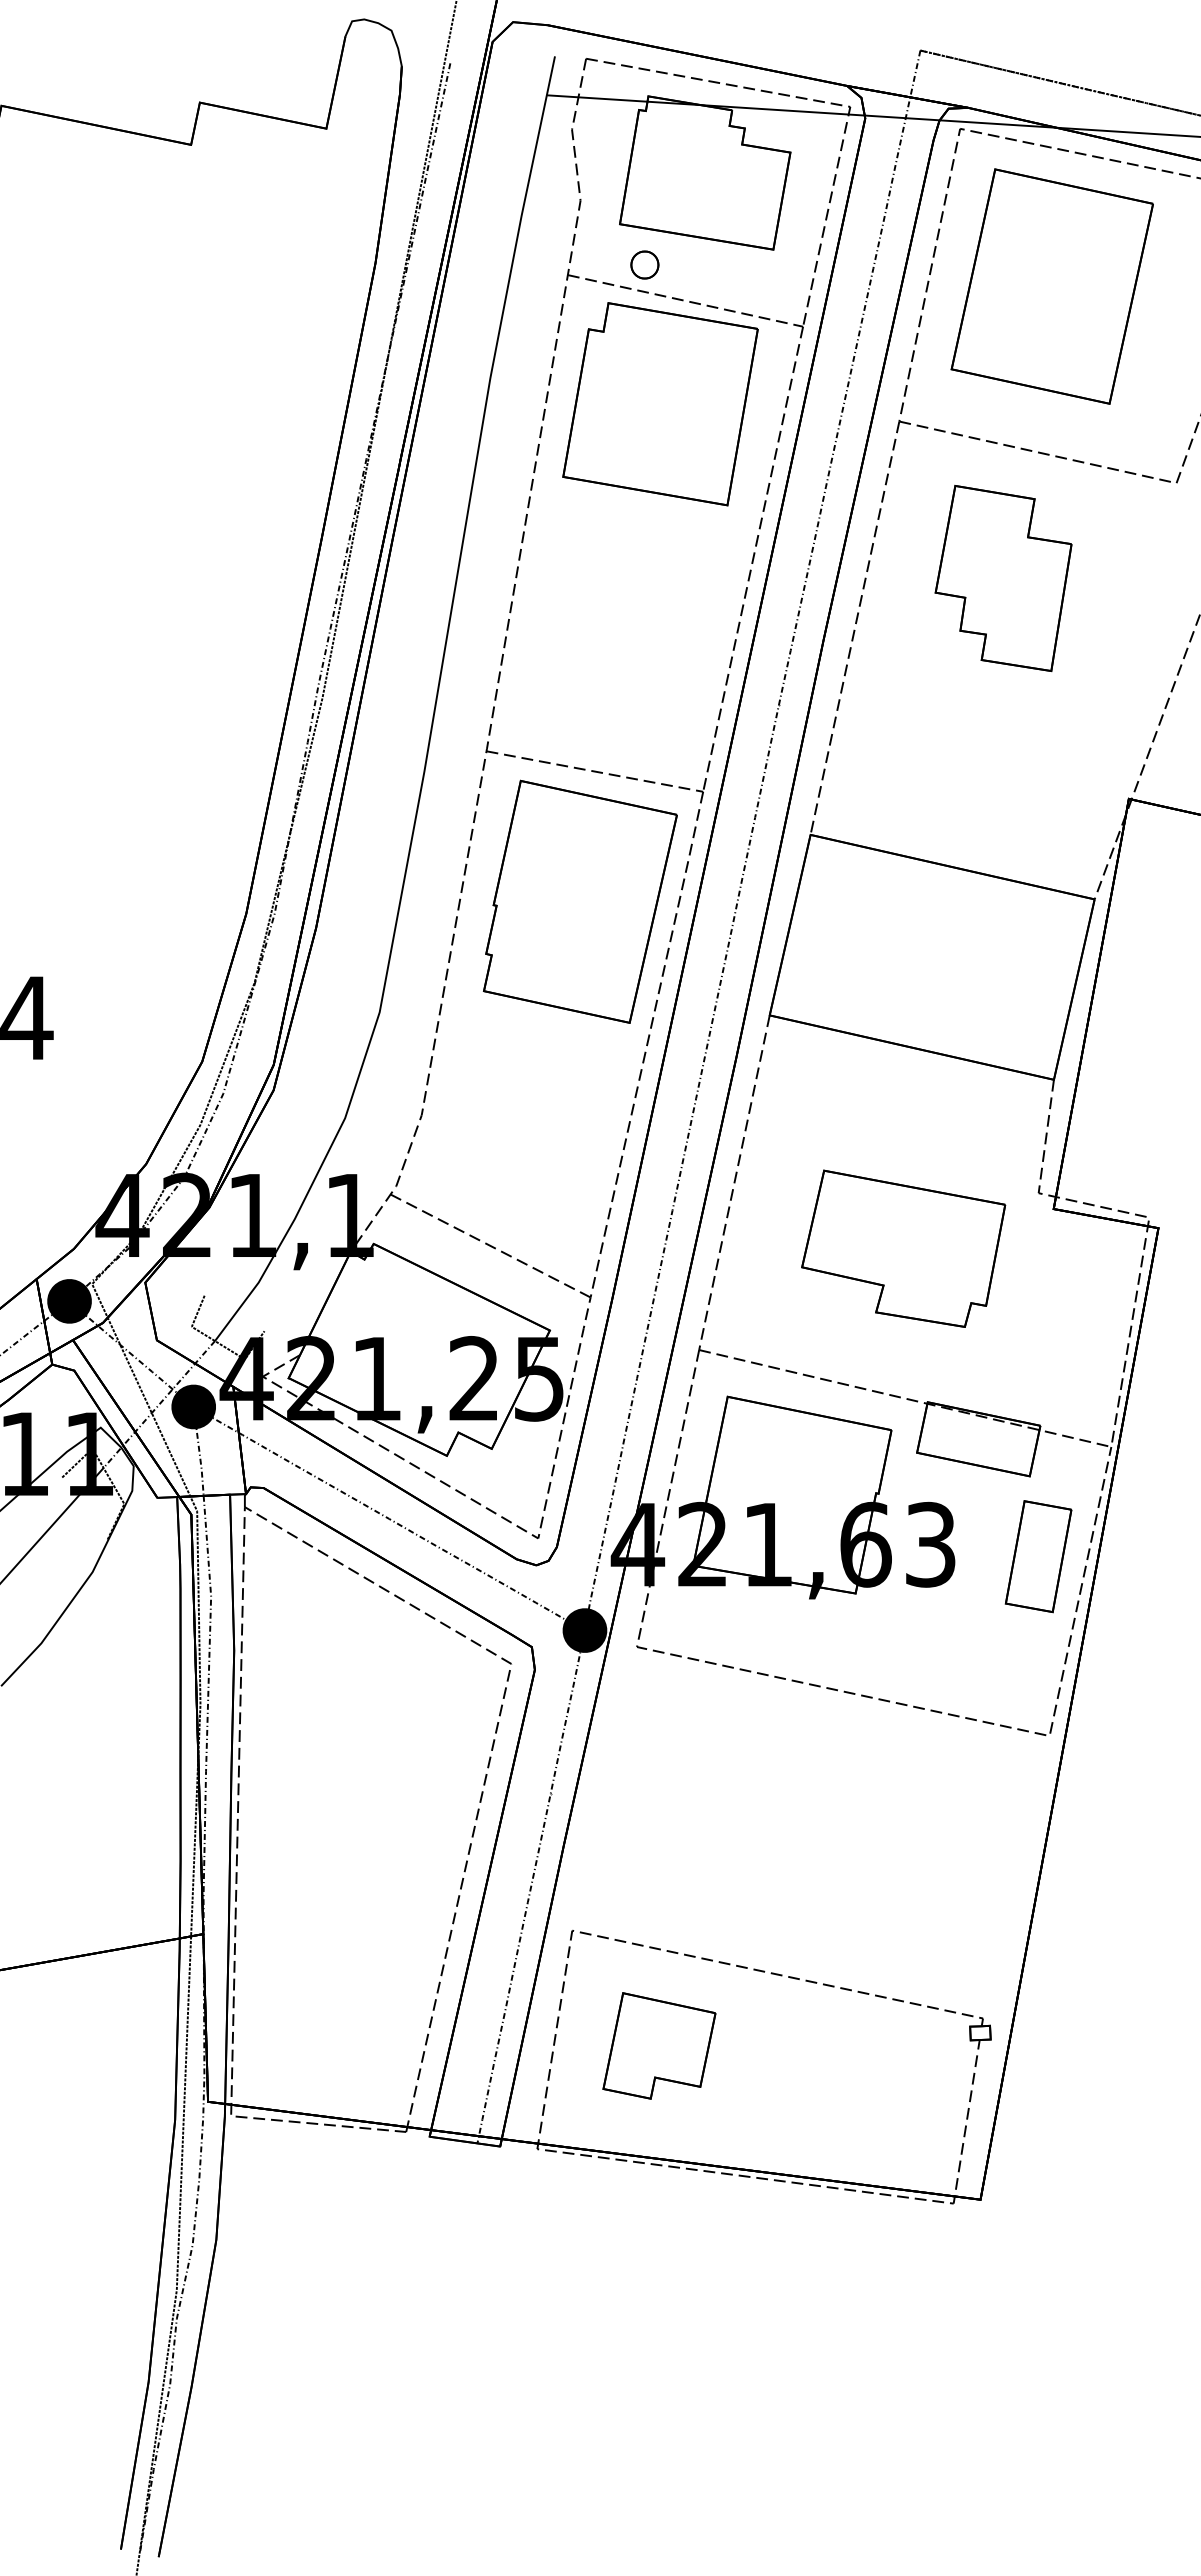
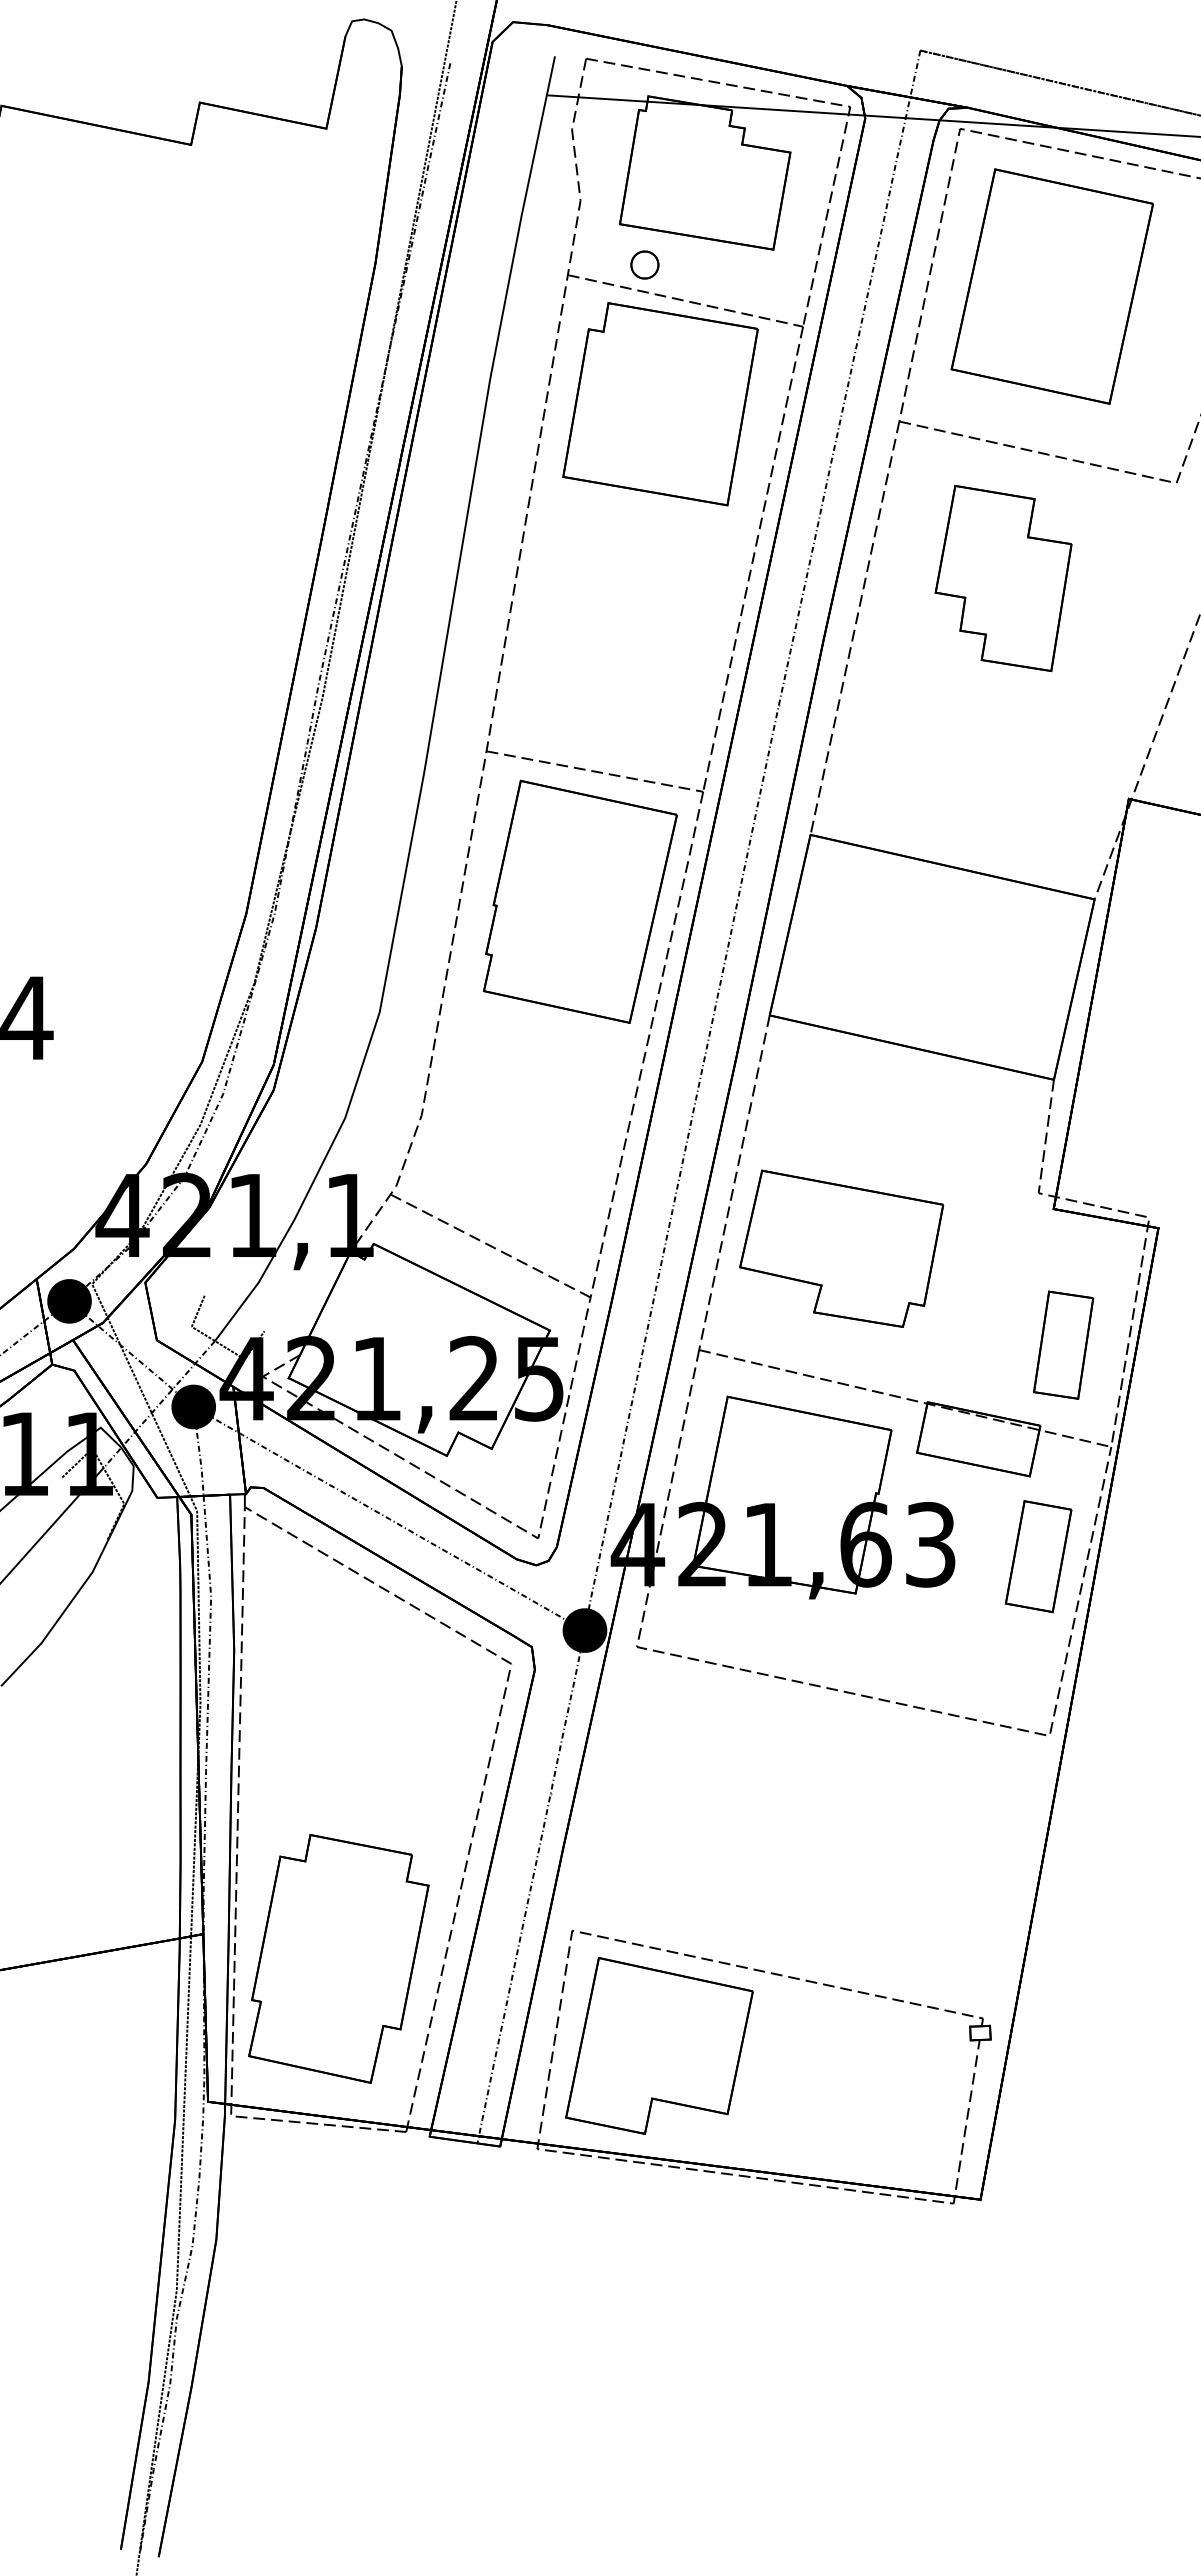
part position: (903, 1248) -> (841, 1248) (841, 1248)
part: none -> present (1063, 1344)
part: none -> present (338, 1958)
part size: 115x108 px -> 189x178 px (659, 2045)
